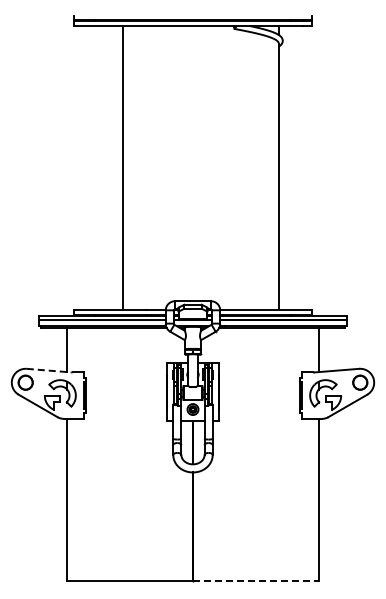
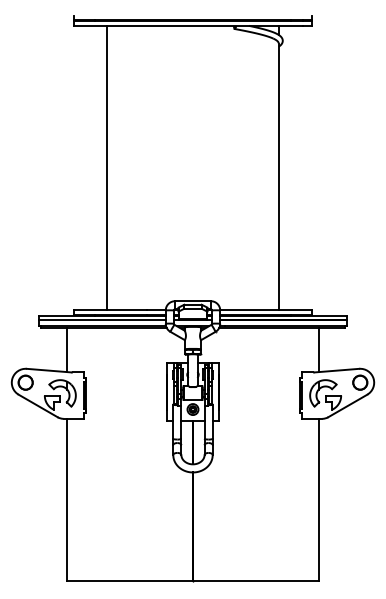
line position: (123, 167) -> (107, 167) (107, 167)
line: dashed -> solid (49, 370)
line: dashed -> solid (255, 581)
